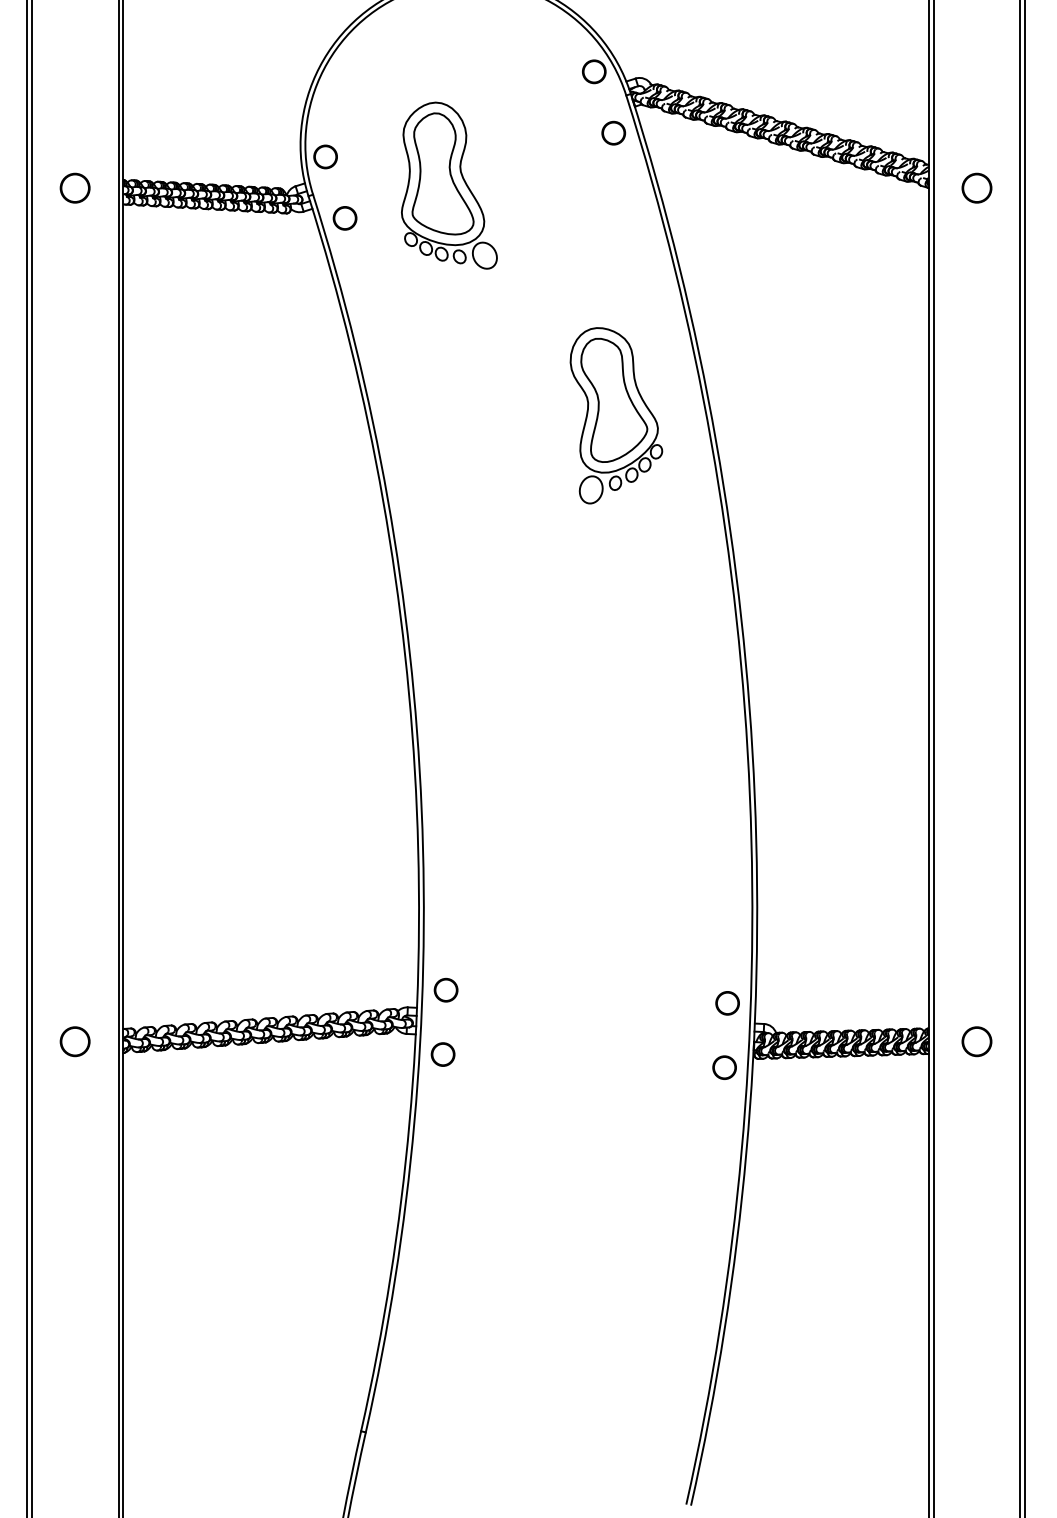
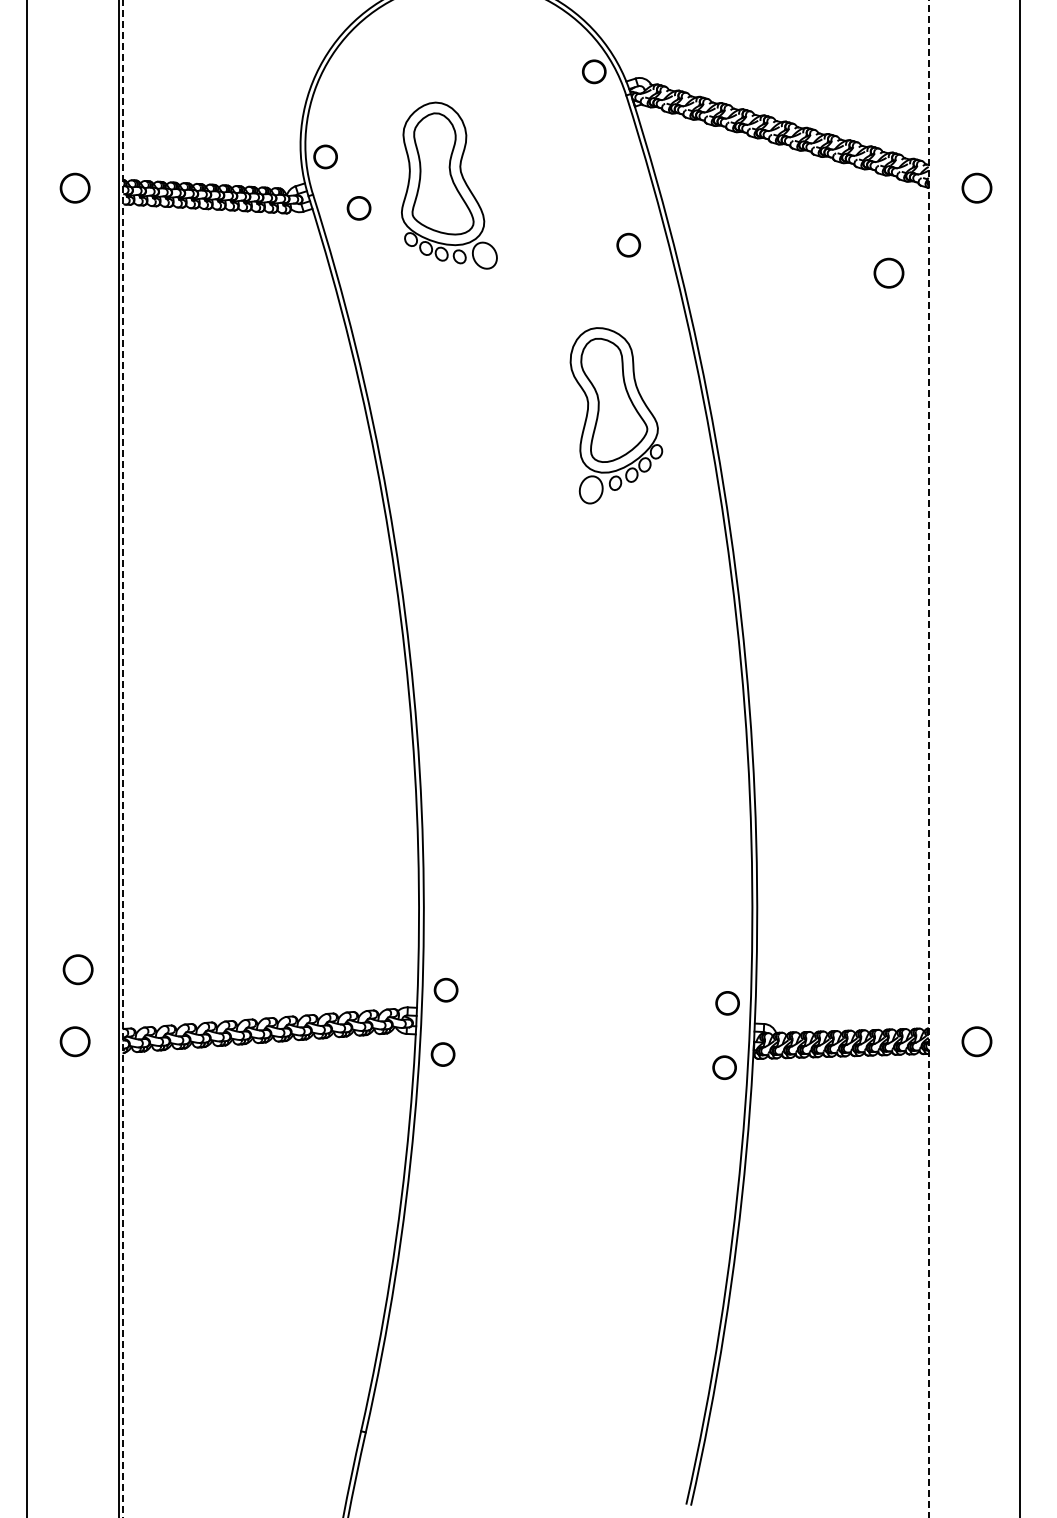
part position: (613, 132) -> (628, 244) (628, 244)
part position: (344, 218) -> (358, 208) (358, 208)
part: none -> present (888, 272)
line: present -> none (31, 758)
line: present -> none (933, 758)
line: present -> none (1025, 758)
line: solid -> dashed (123, 759)
line: solid -> dashed (928, 759)
part: none -> present (77, 969)
